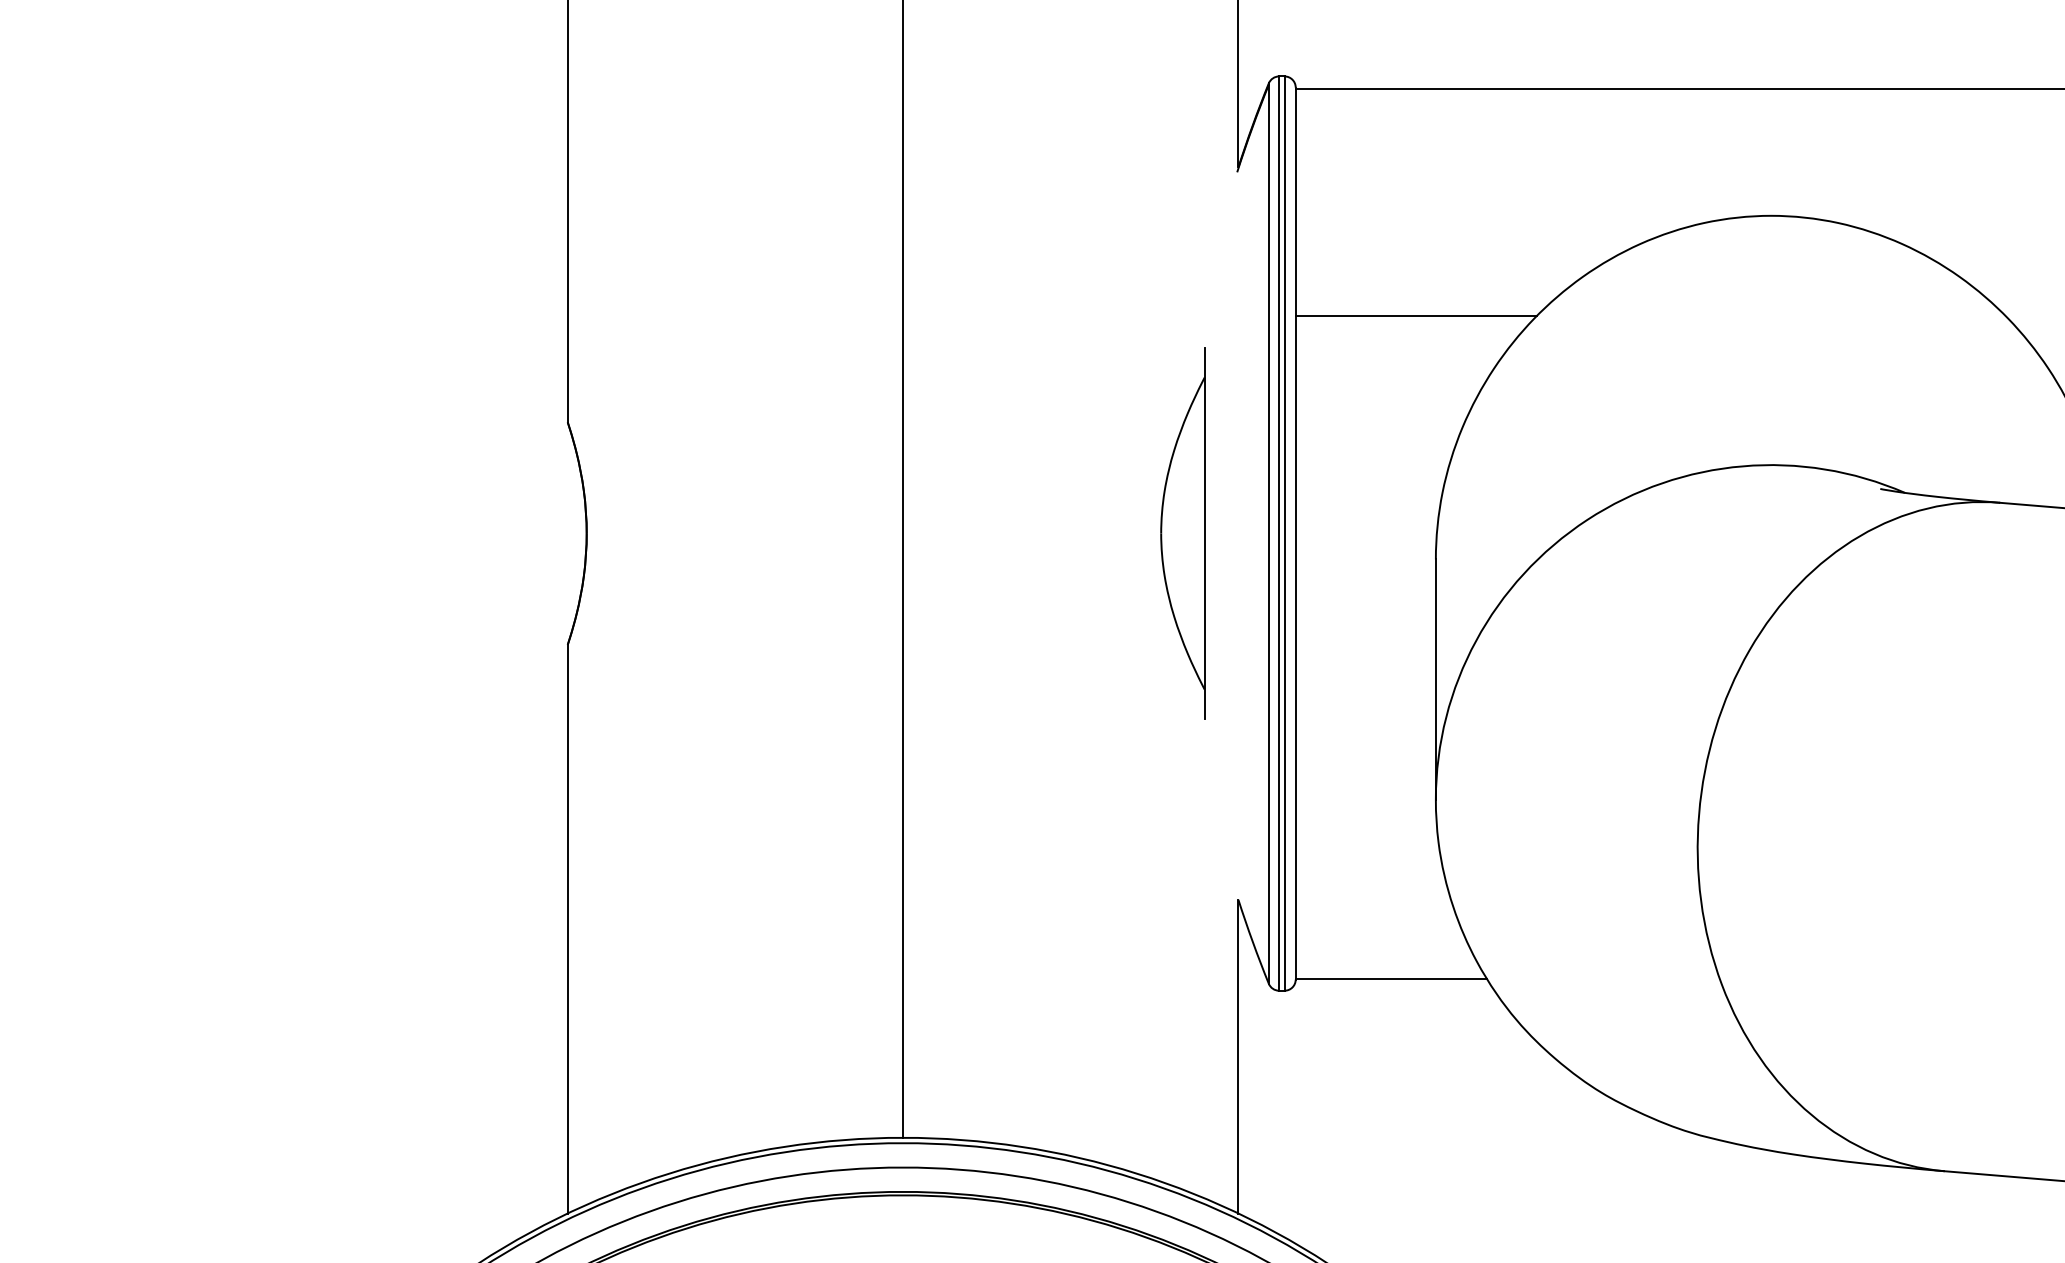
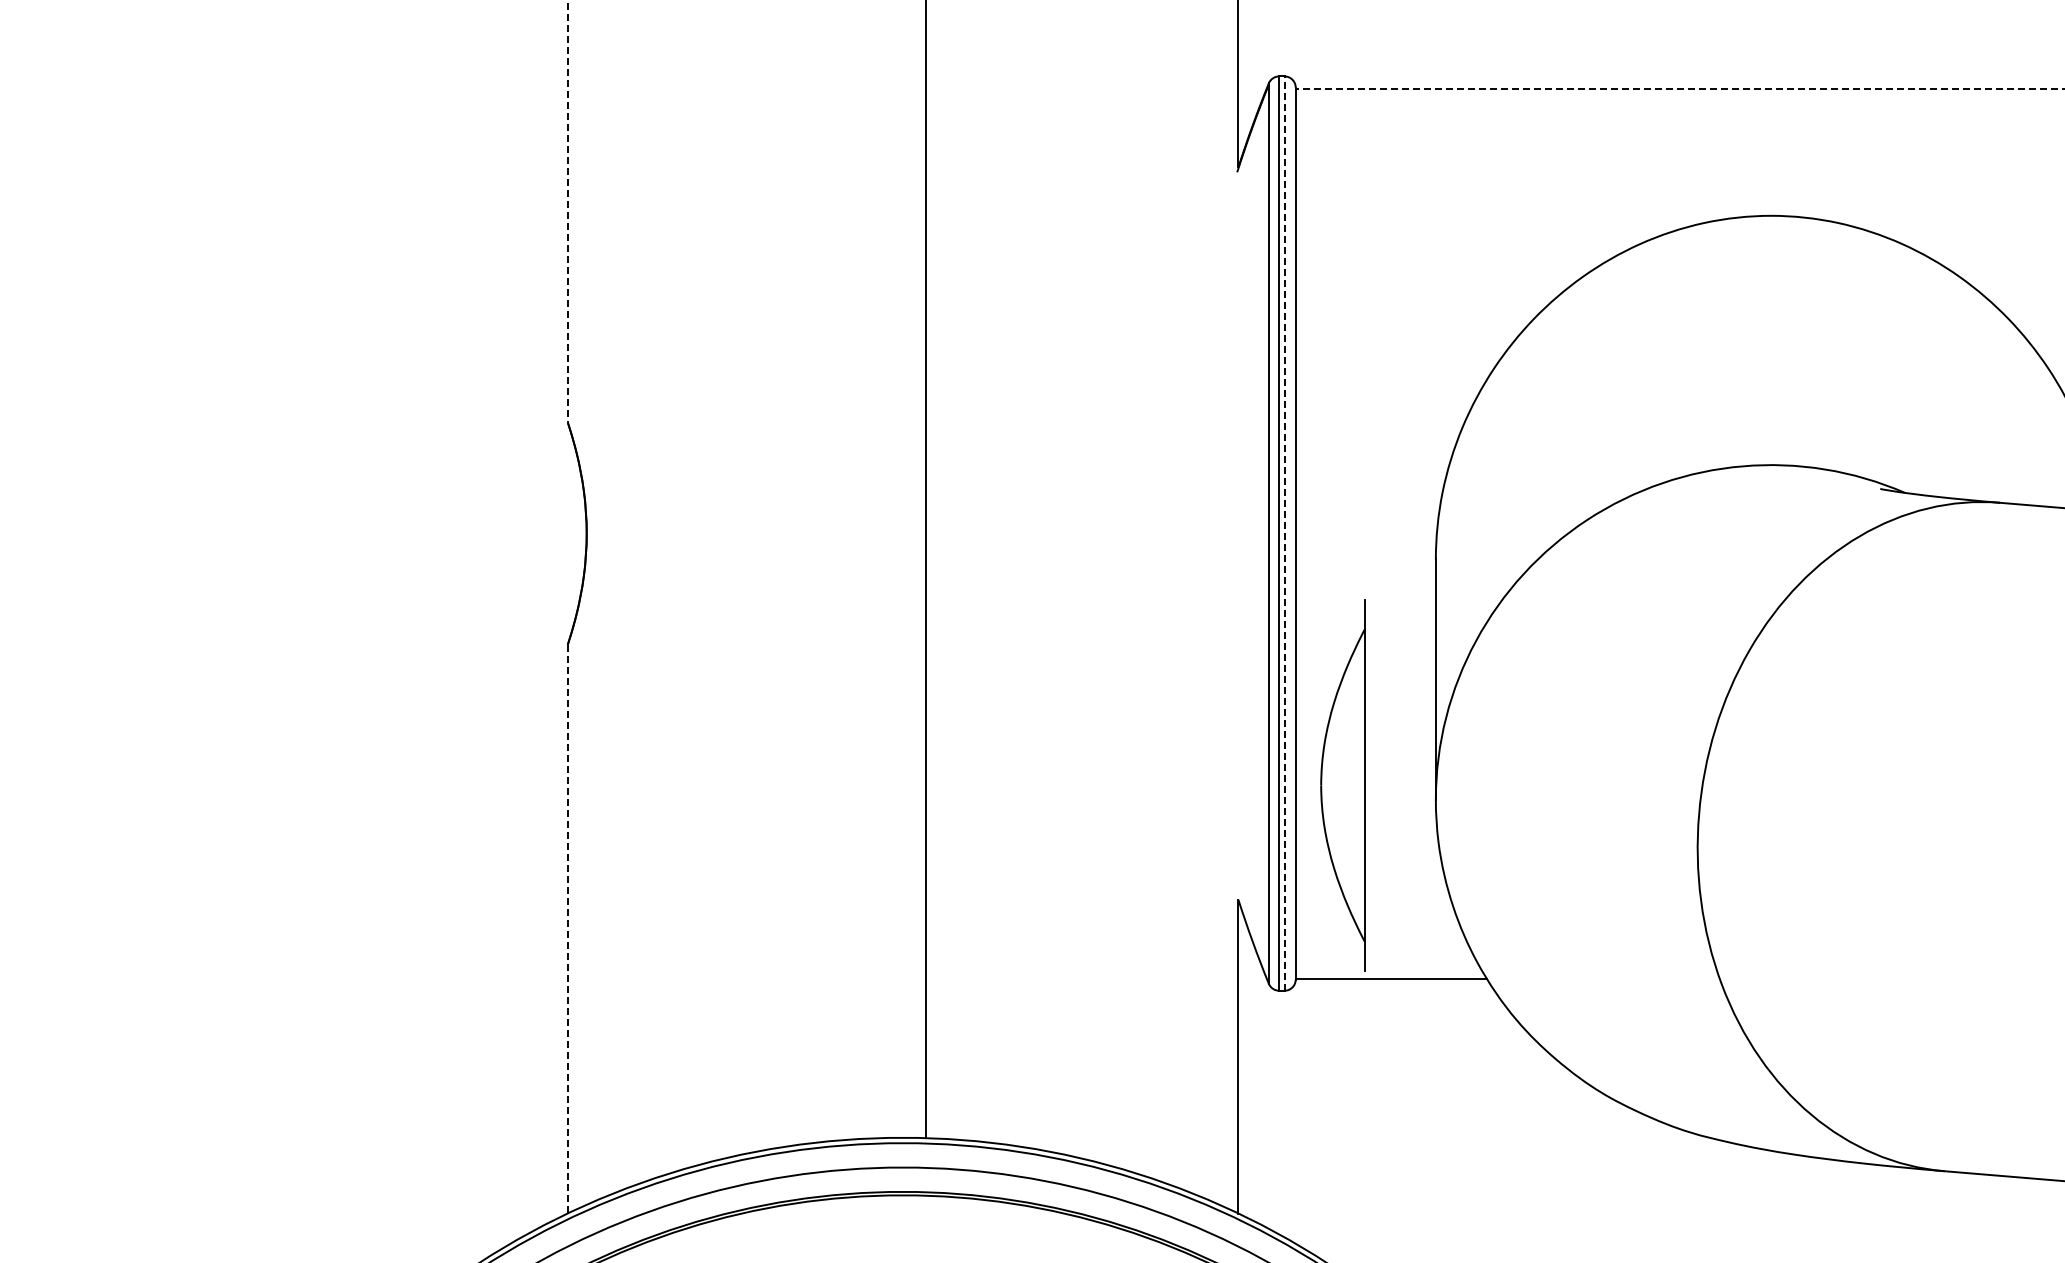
line: solid -> dashed (1679, 88)
line: solid -> dashed (567, 211)
line: present -> none (1415, 316)
part position: (1182, 533) -> (1342, 785) (1342, 785)
line: solid -> dashed (1284, 533)
line position: (903, 569) -> (926, 569) (926, 569)
line: solid -> dashed (567, 929)
